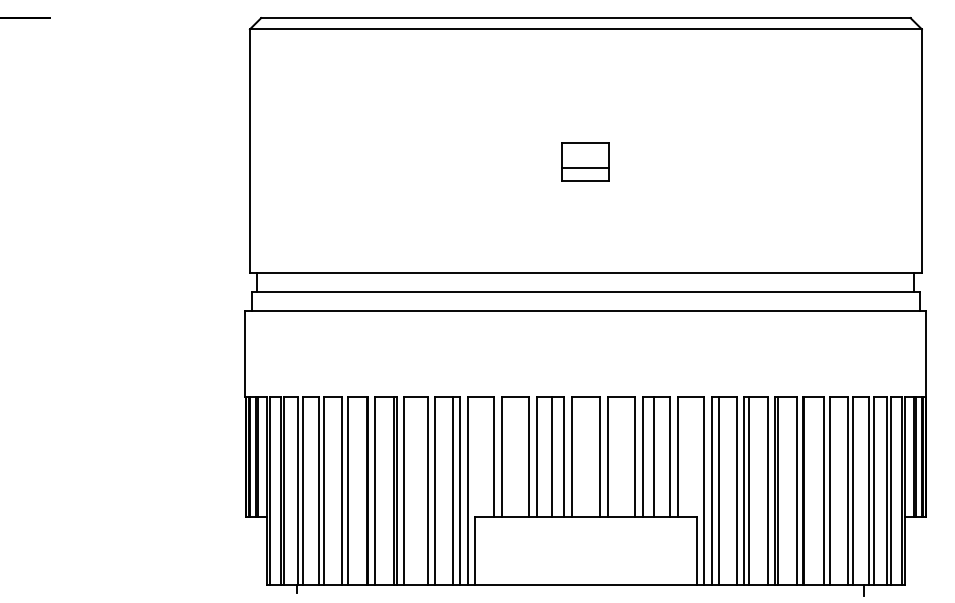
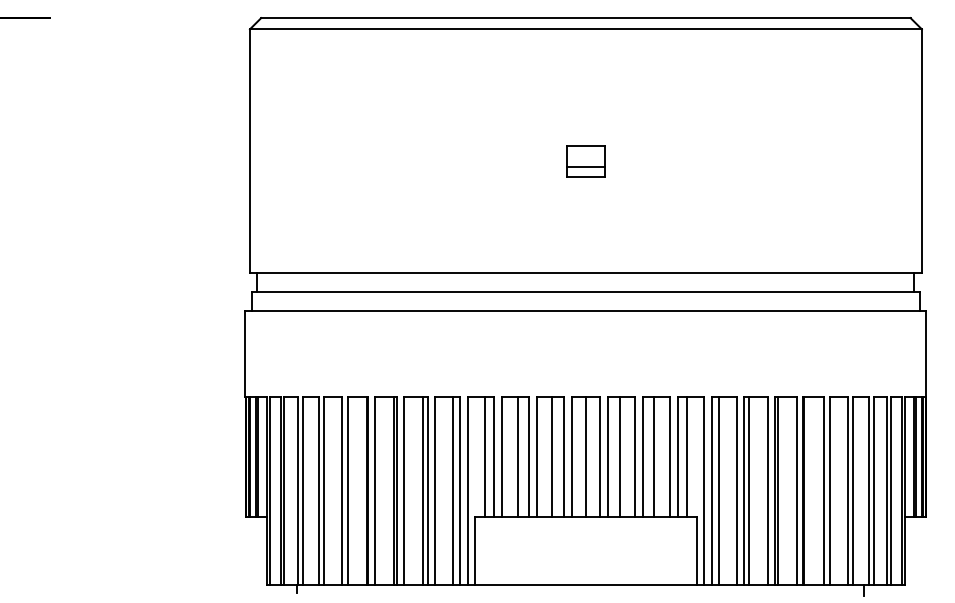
part size: 49x40 px -> 40x33 px (585, 161)
line: none -> present (484, 457)
line: none -> present (518, 457)
line: none -> present (585, 457)
line: none -> present (620, 457)
line: none -> present (686, 457)
line: none -> present (422, 490)
